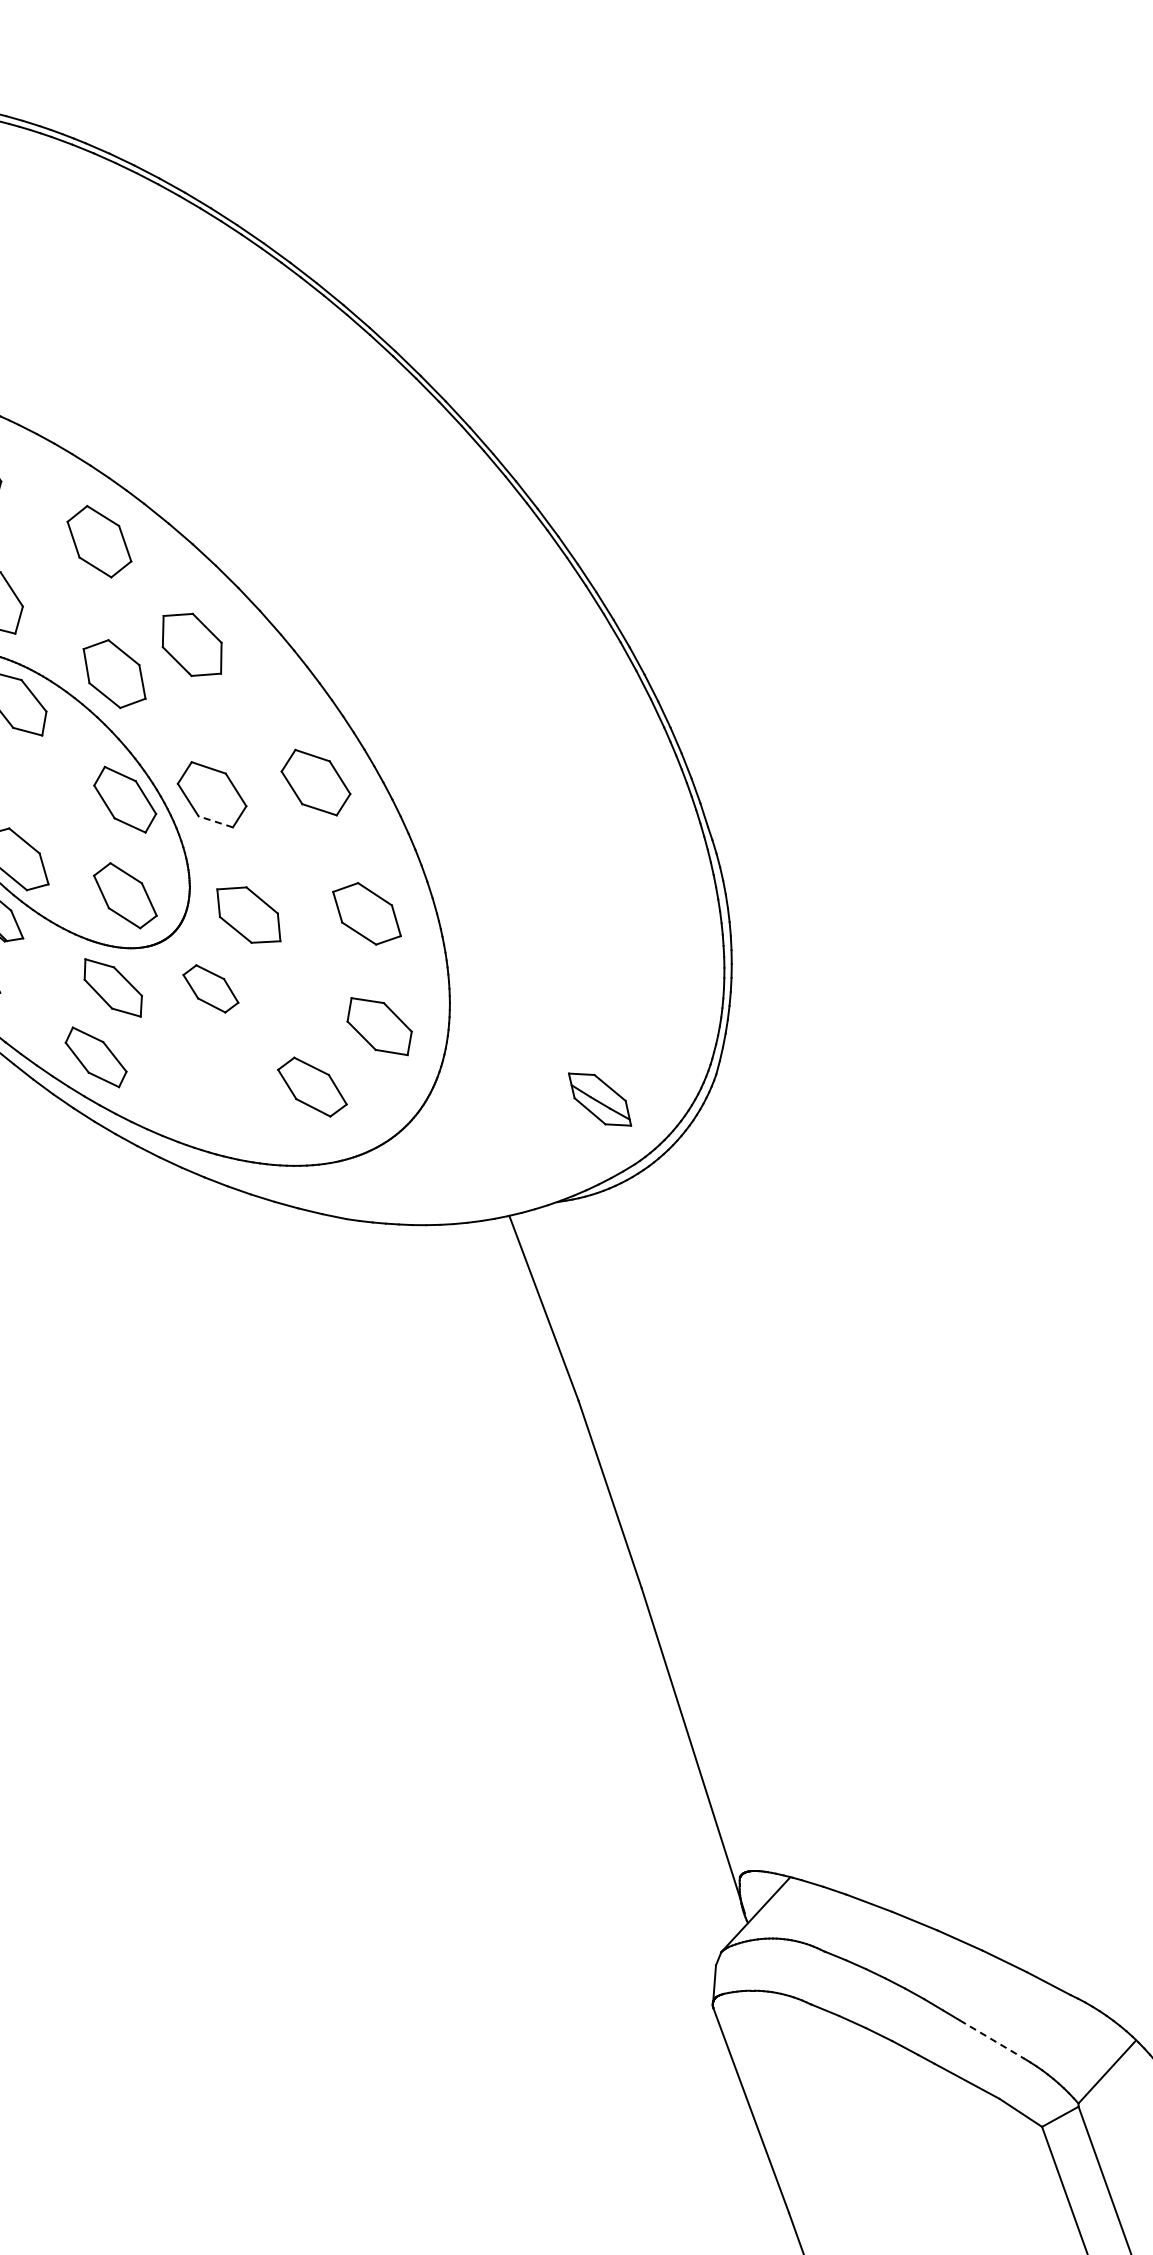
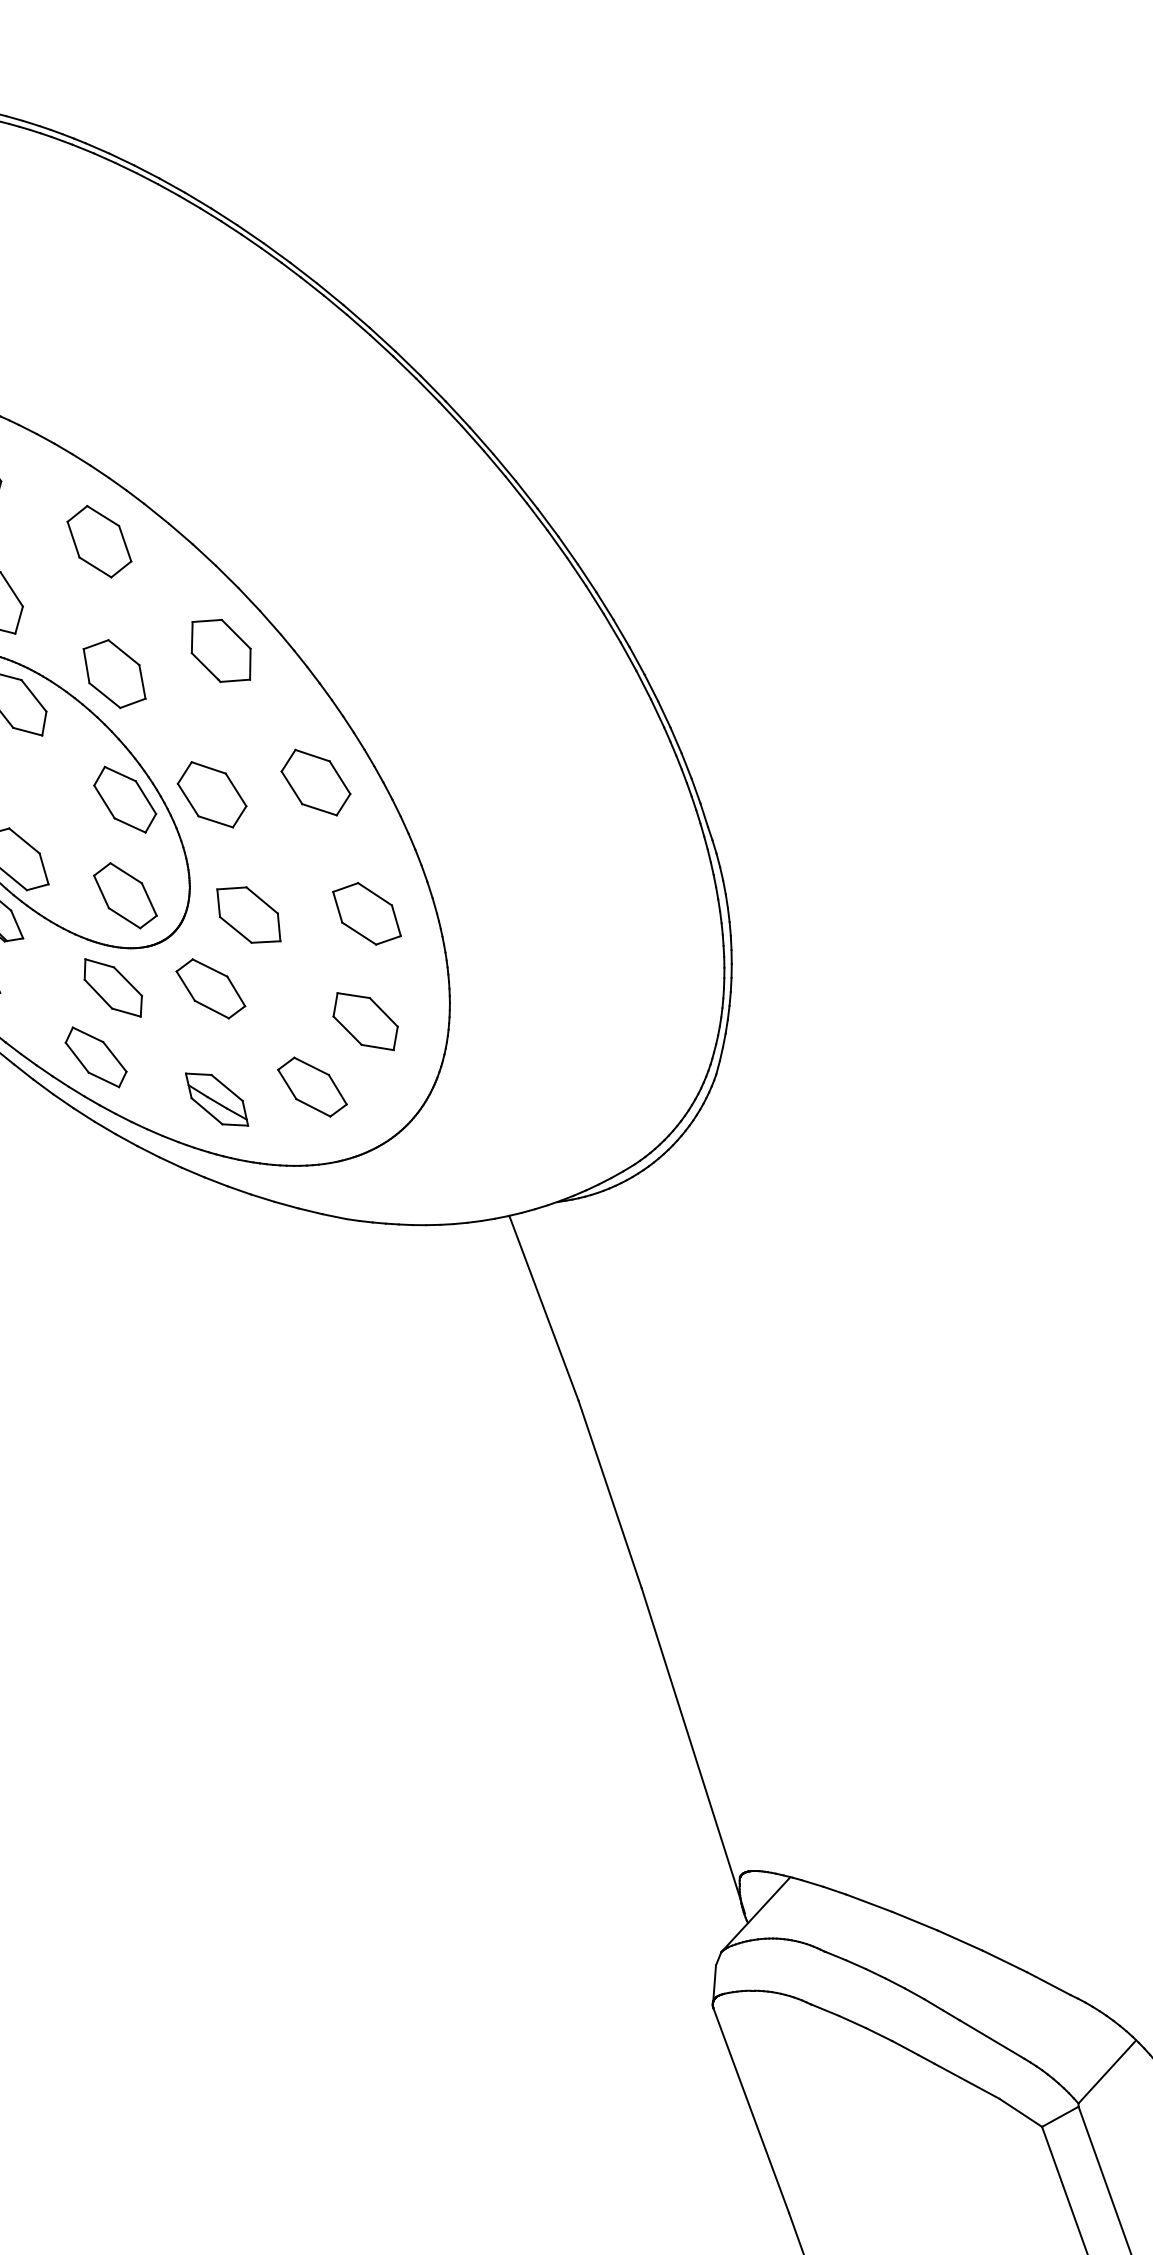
part position: (191, 644) -> (220, 650) (220, 650)
line: dashed -> solid (215, 821)
part size: 58x50 px -> 72x62 px (210, 988)
part position: (379, 1026) -> (365, 1021) (365, 1021)
part position: (600, 1099) -> (217, 1099) (217, 1099)
line: dashed -> solid (992, 2039)
